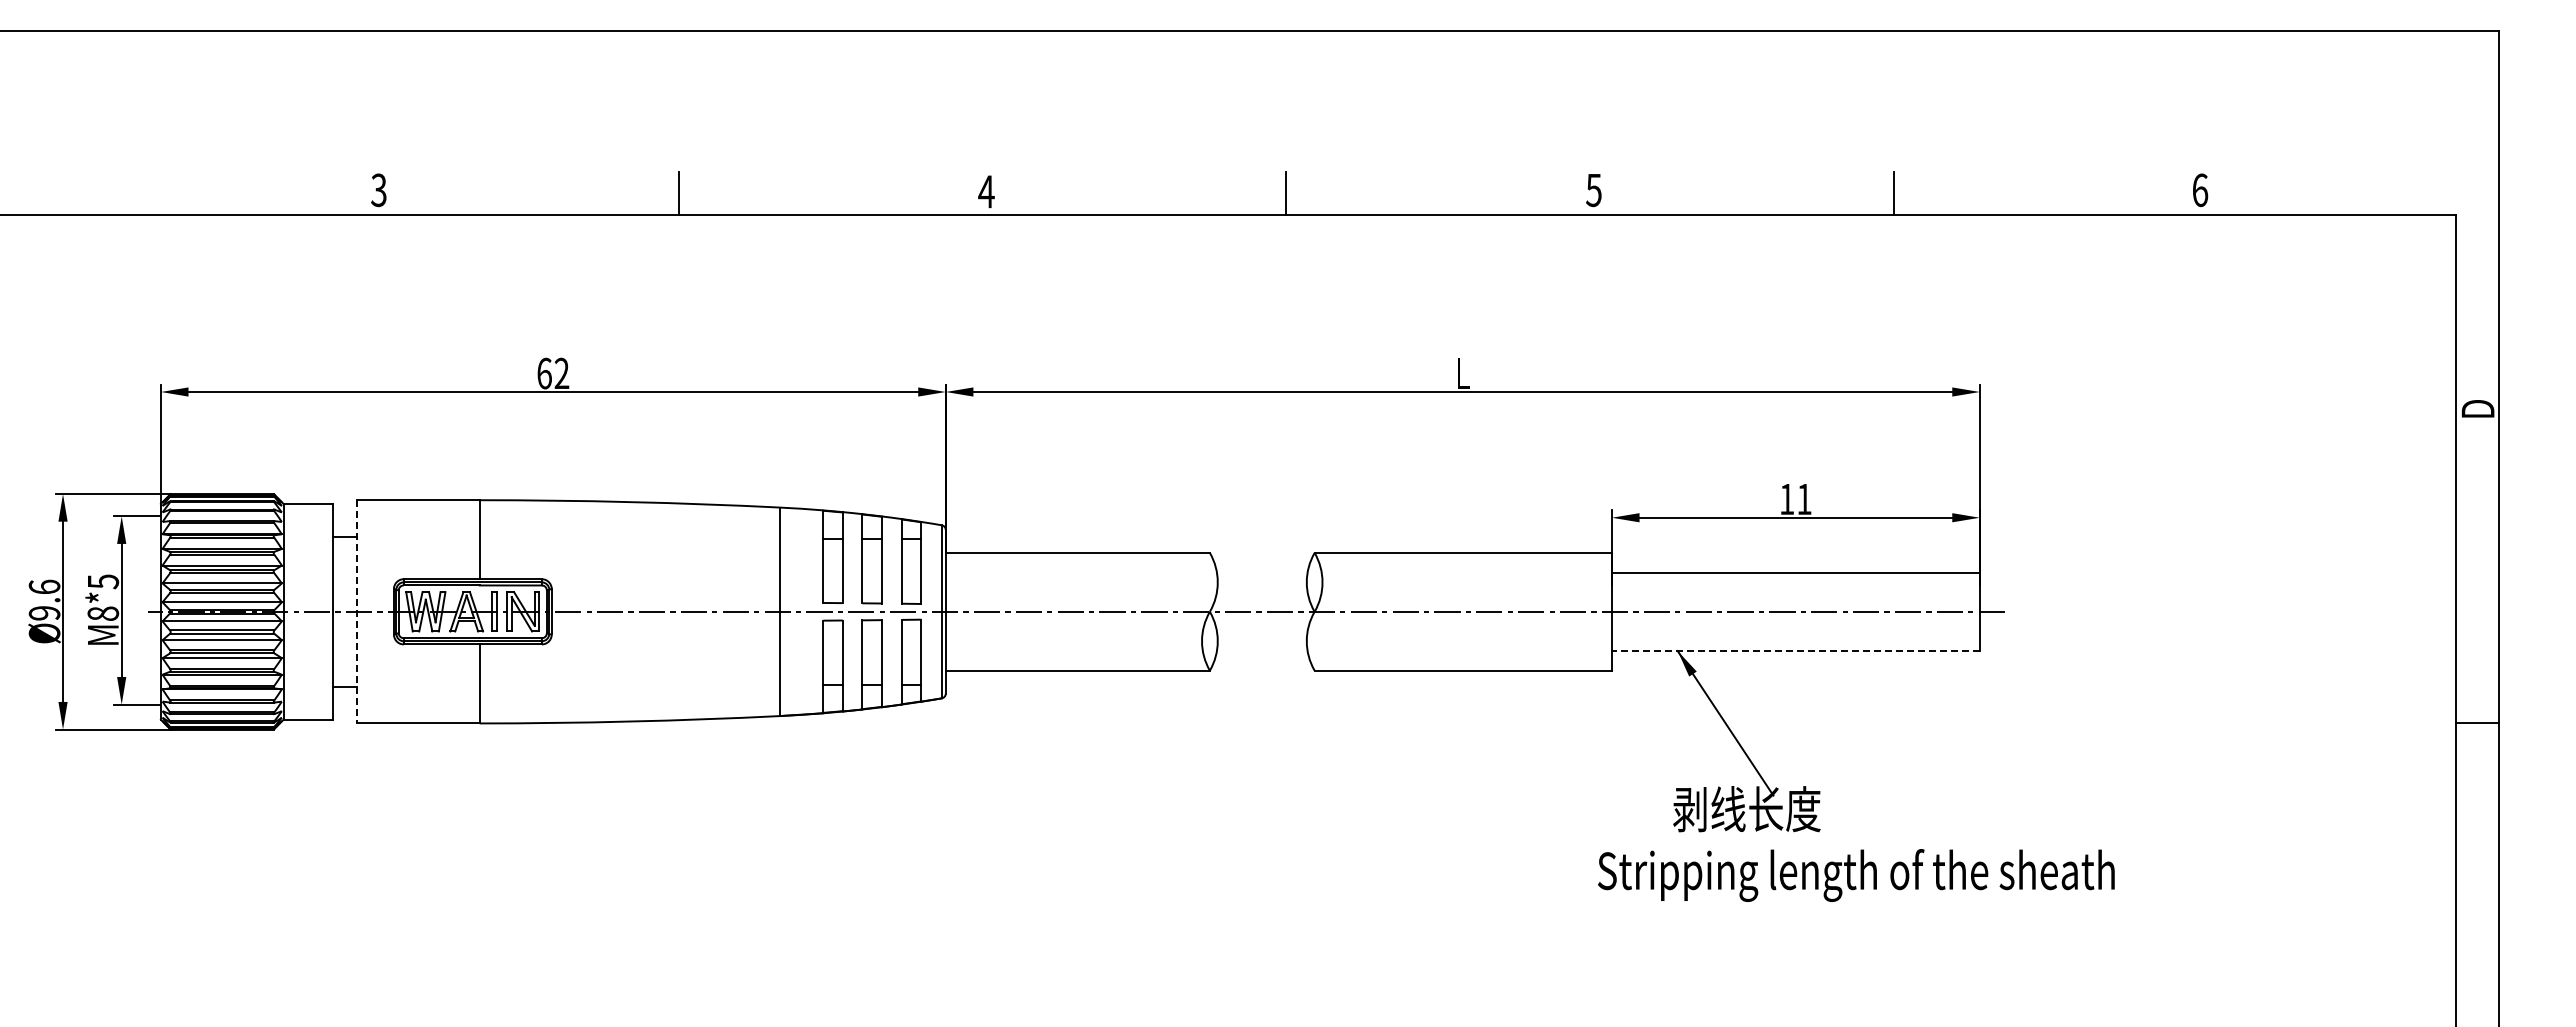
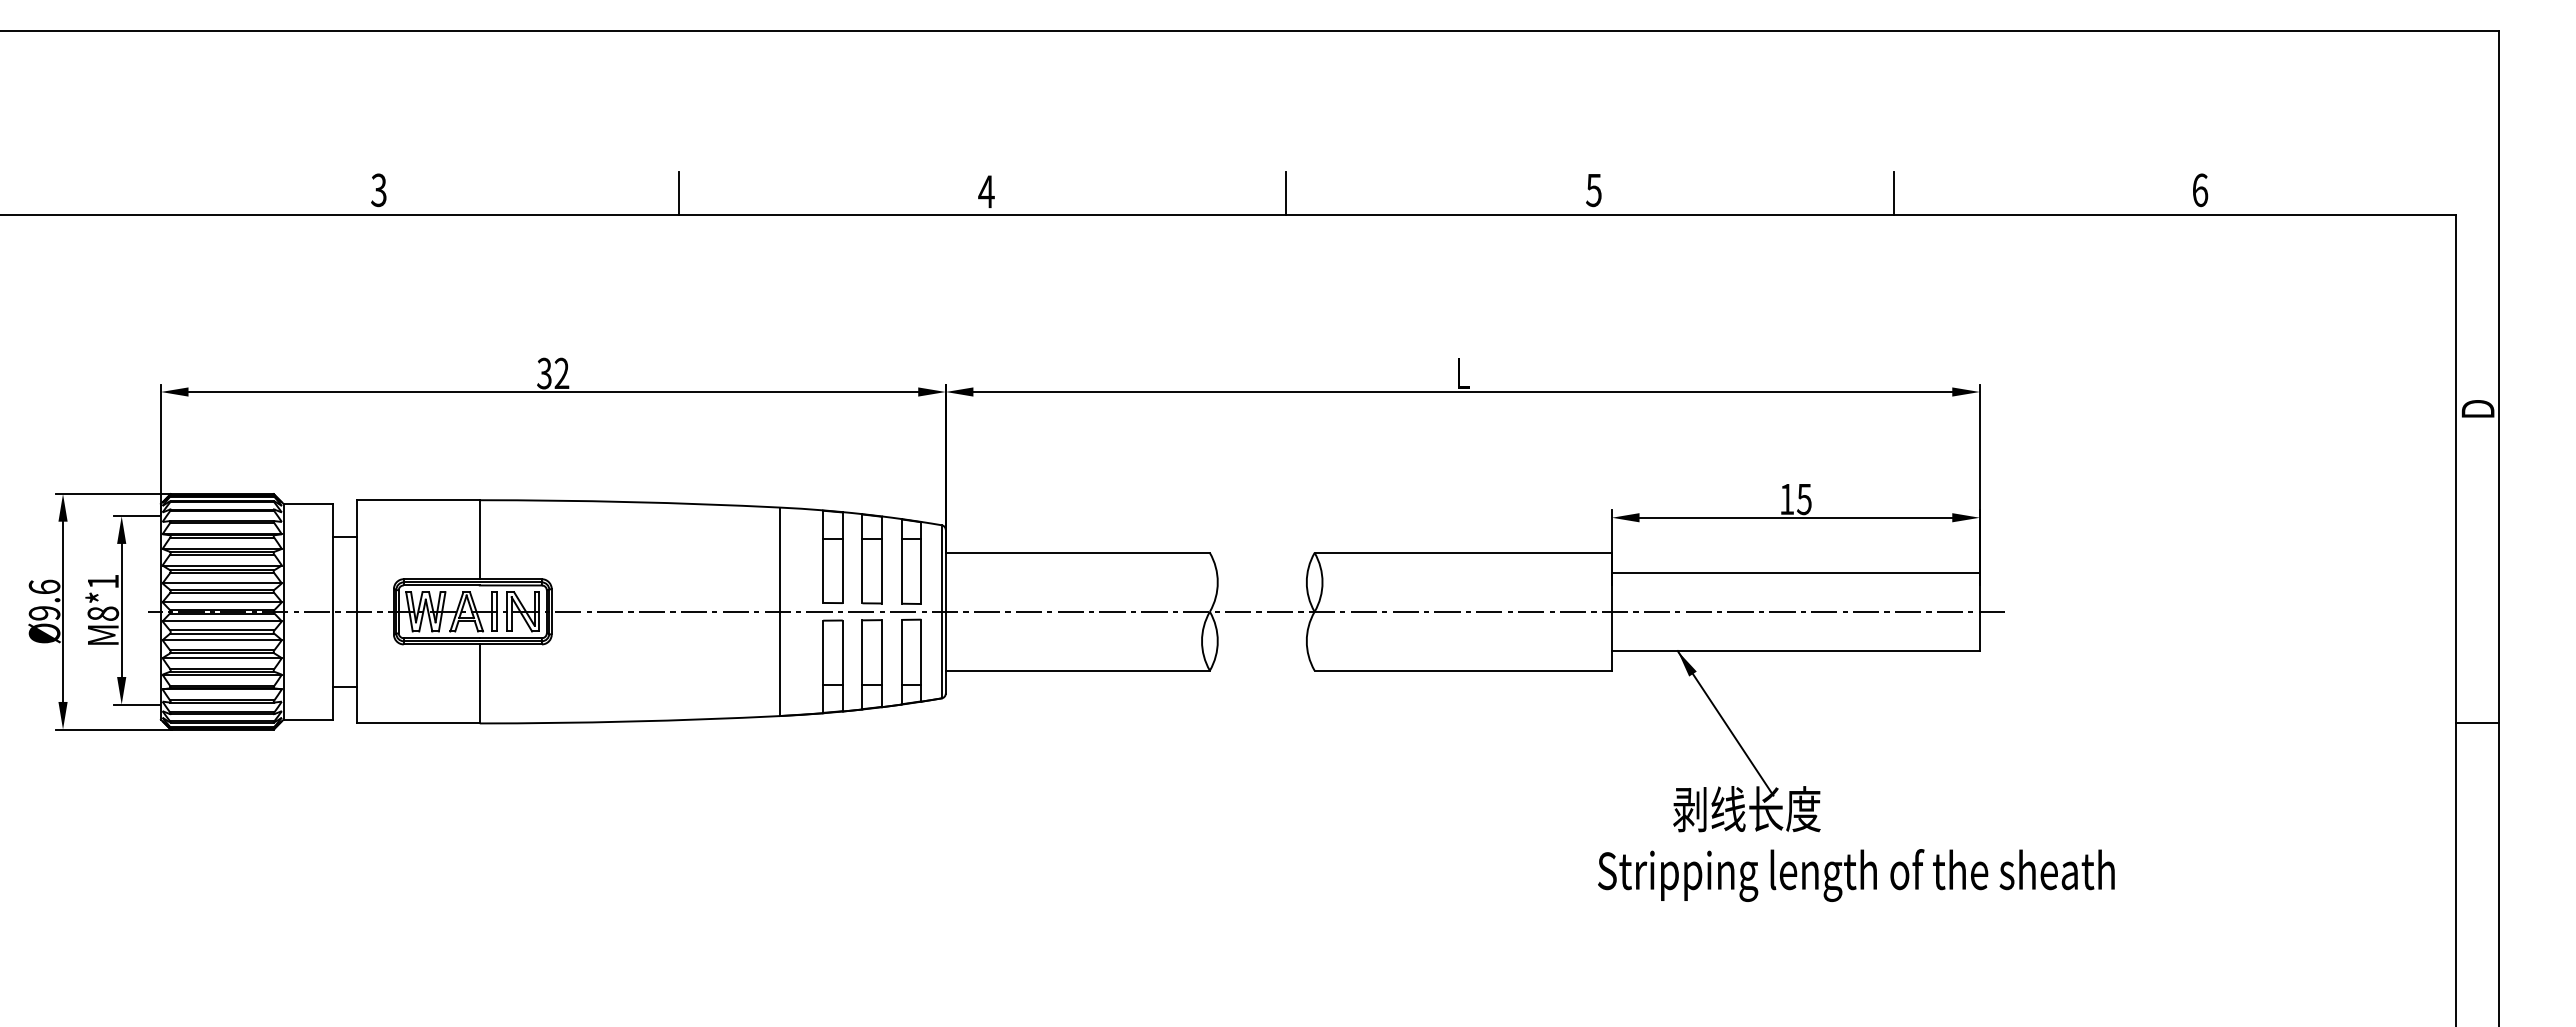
text: 62 -> 32 (544, 373)
text: 11 -> 15 (1804, 499)
text: M8*5 -> M8*1 (103, 581)
line: dashed -> solid (357, 611)
line: dashed -> solid (1795, 651)
